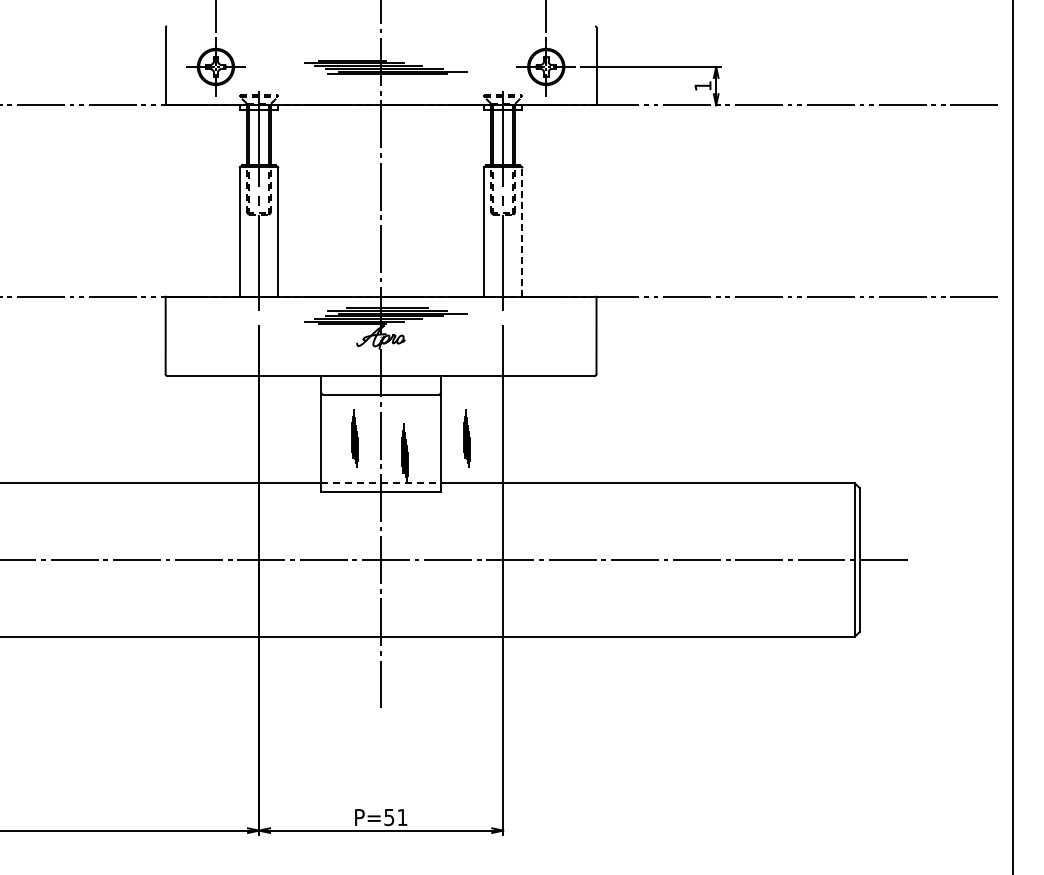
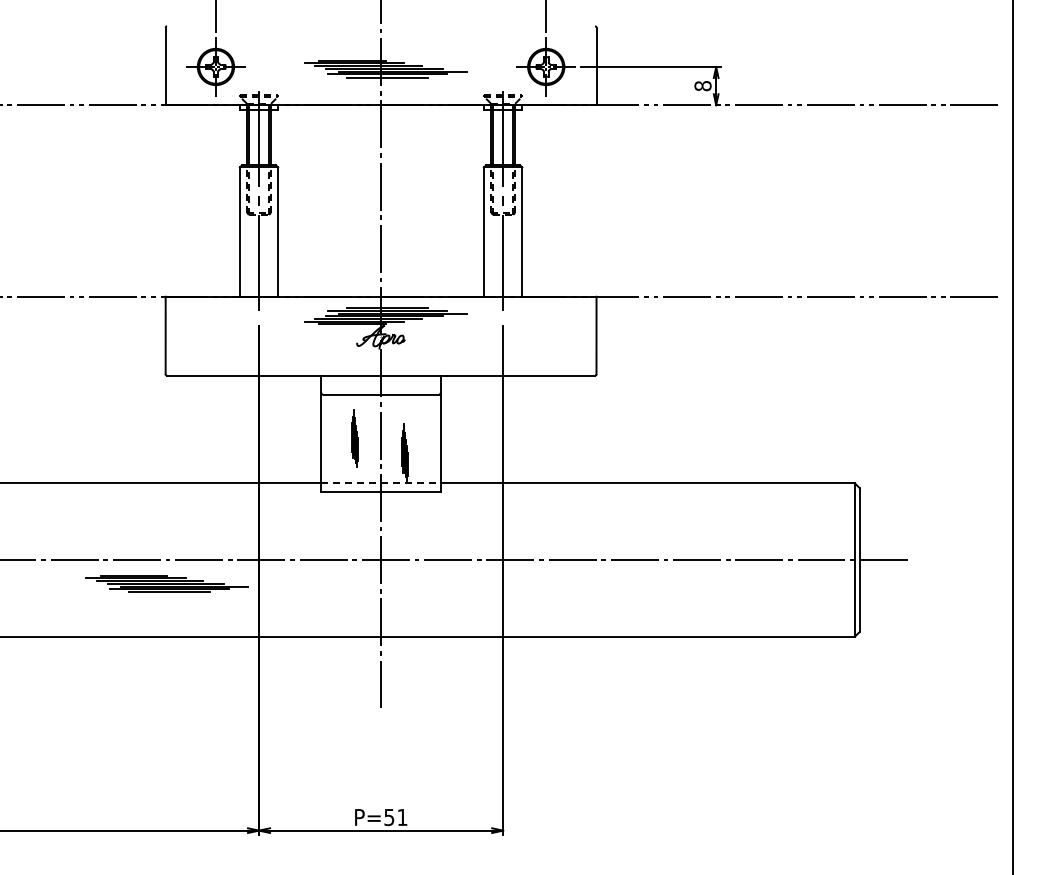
line: none -> present (387, 77)
text: 1 -> 8 (702, 86)
line: dashed -> solid (522, 232)
part: present -> none (466, 438)
part: none -> present (166, 583)
